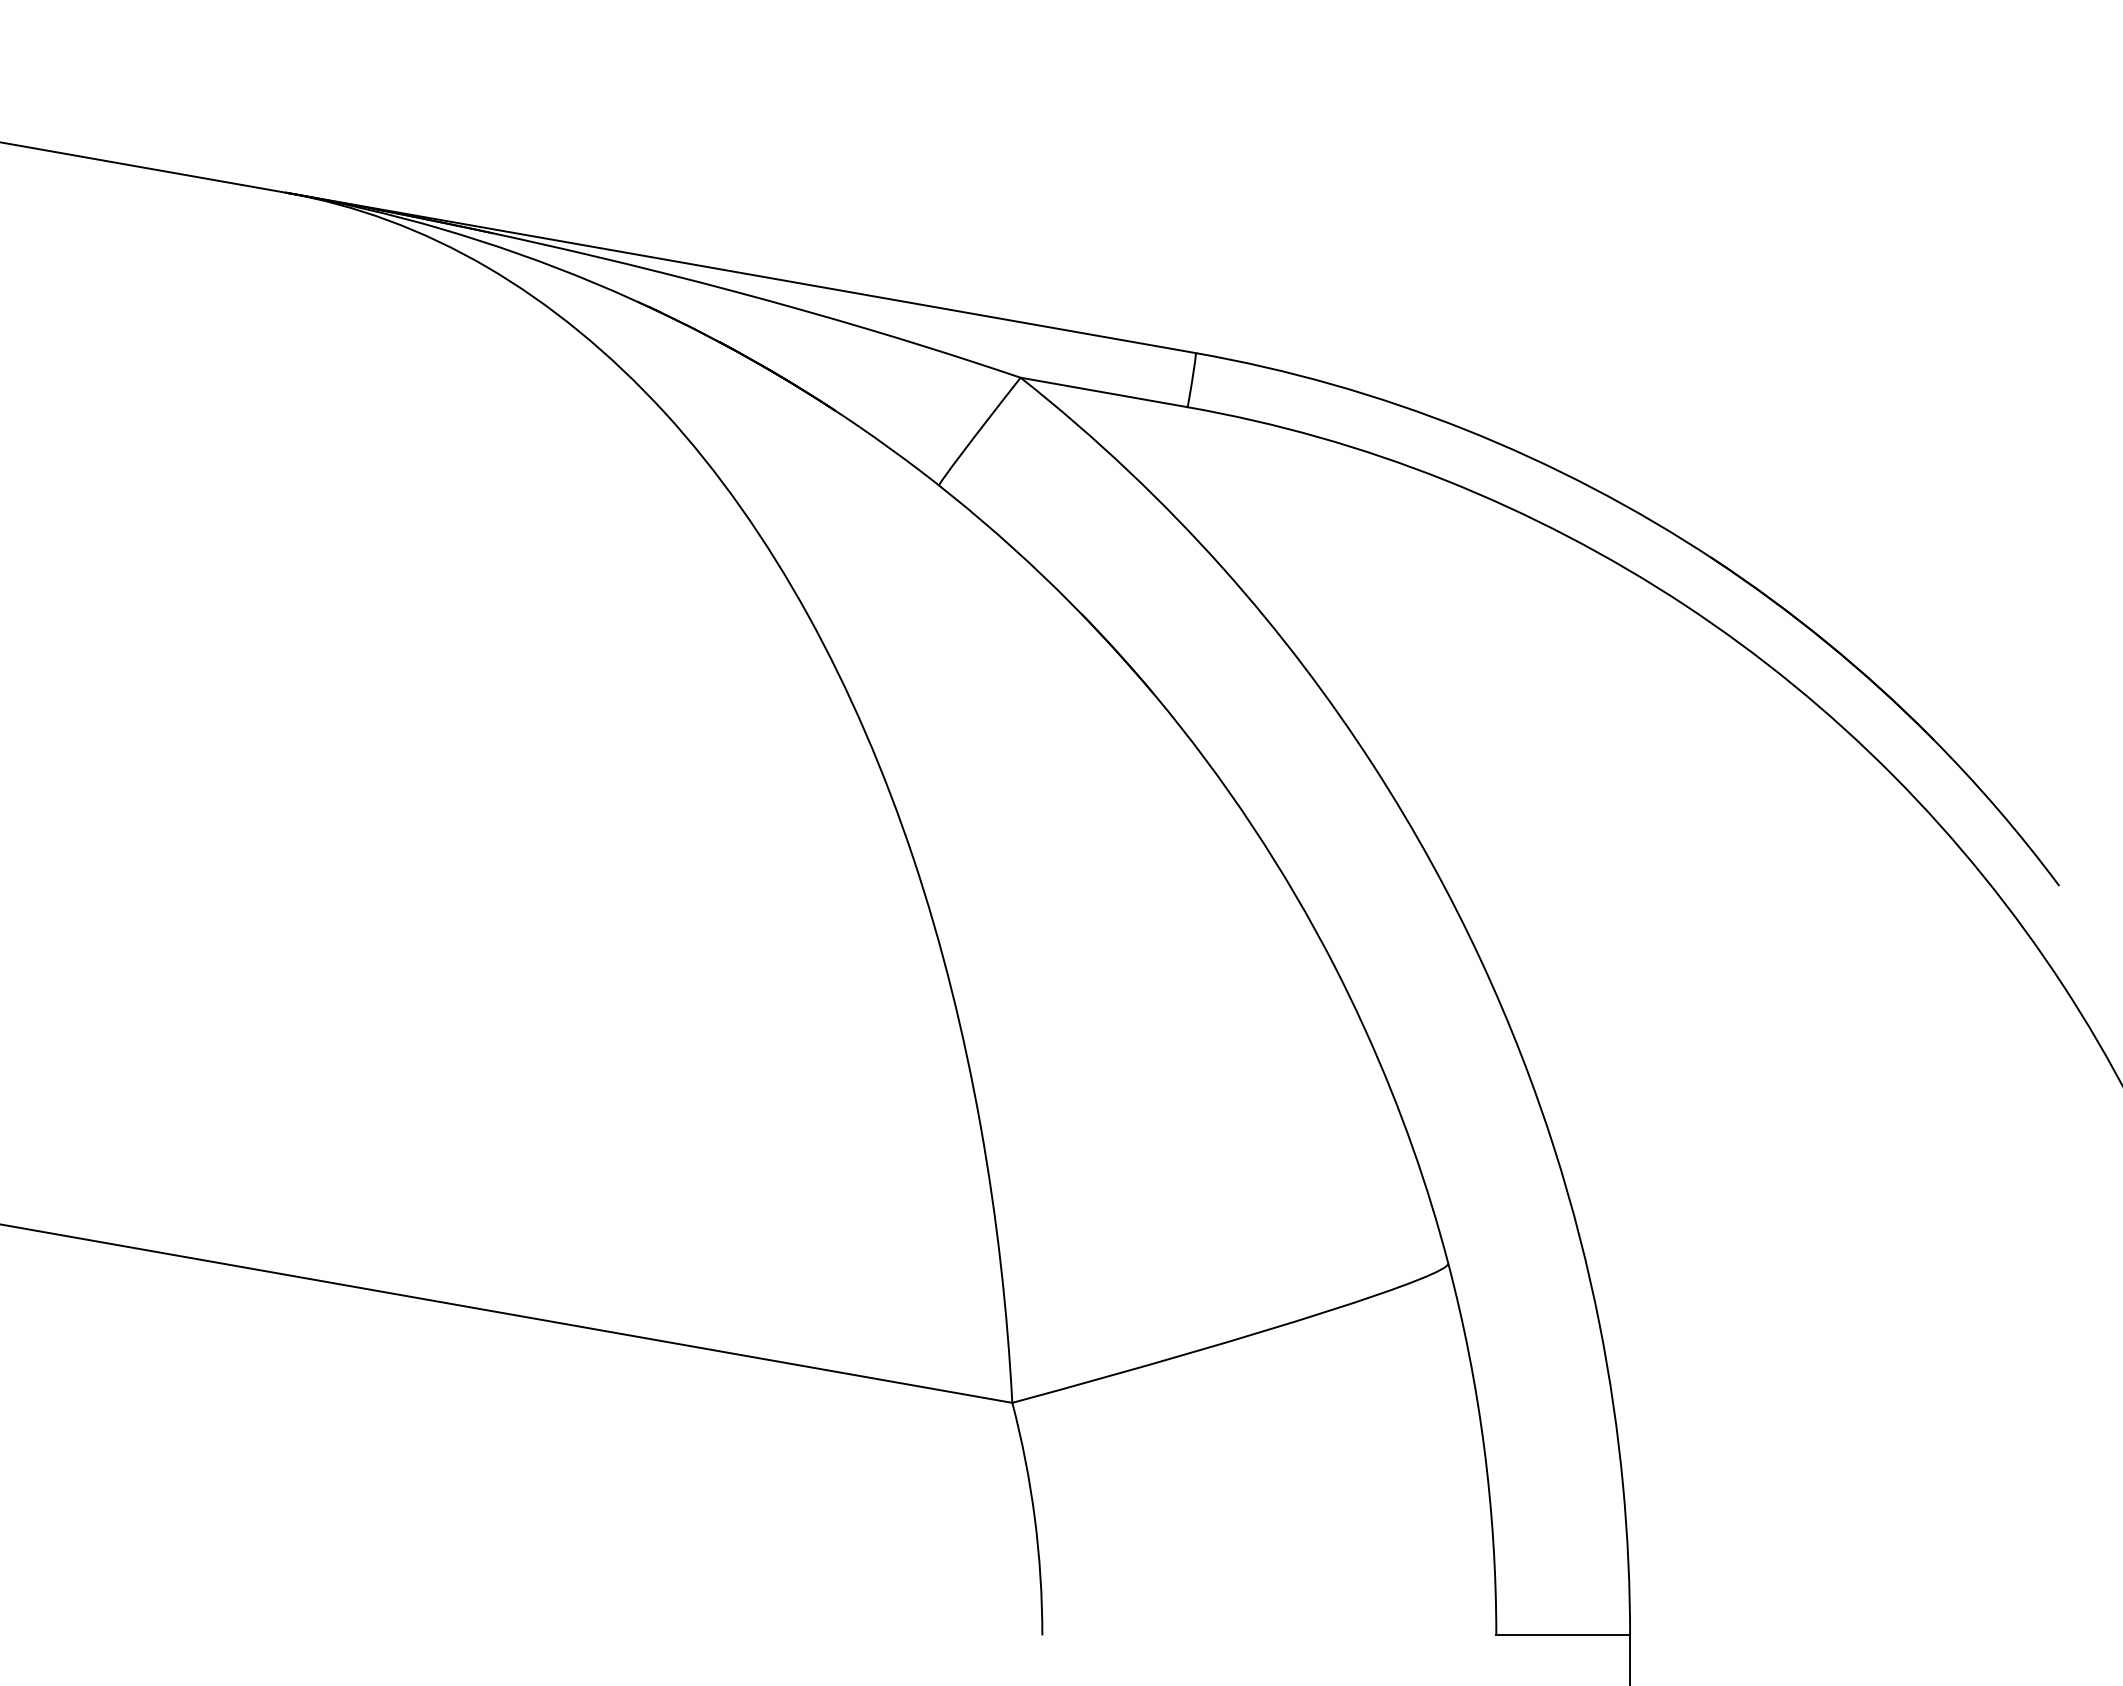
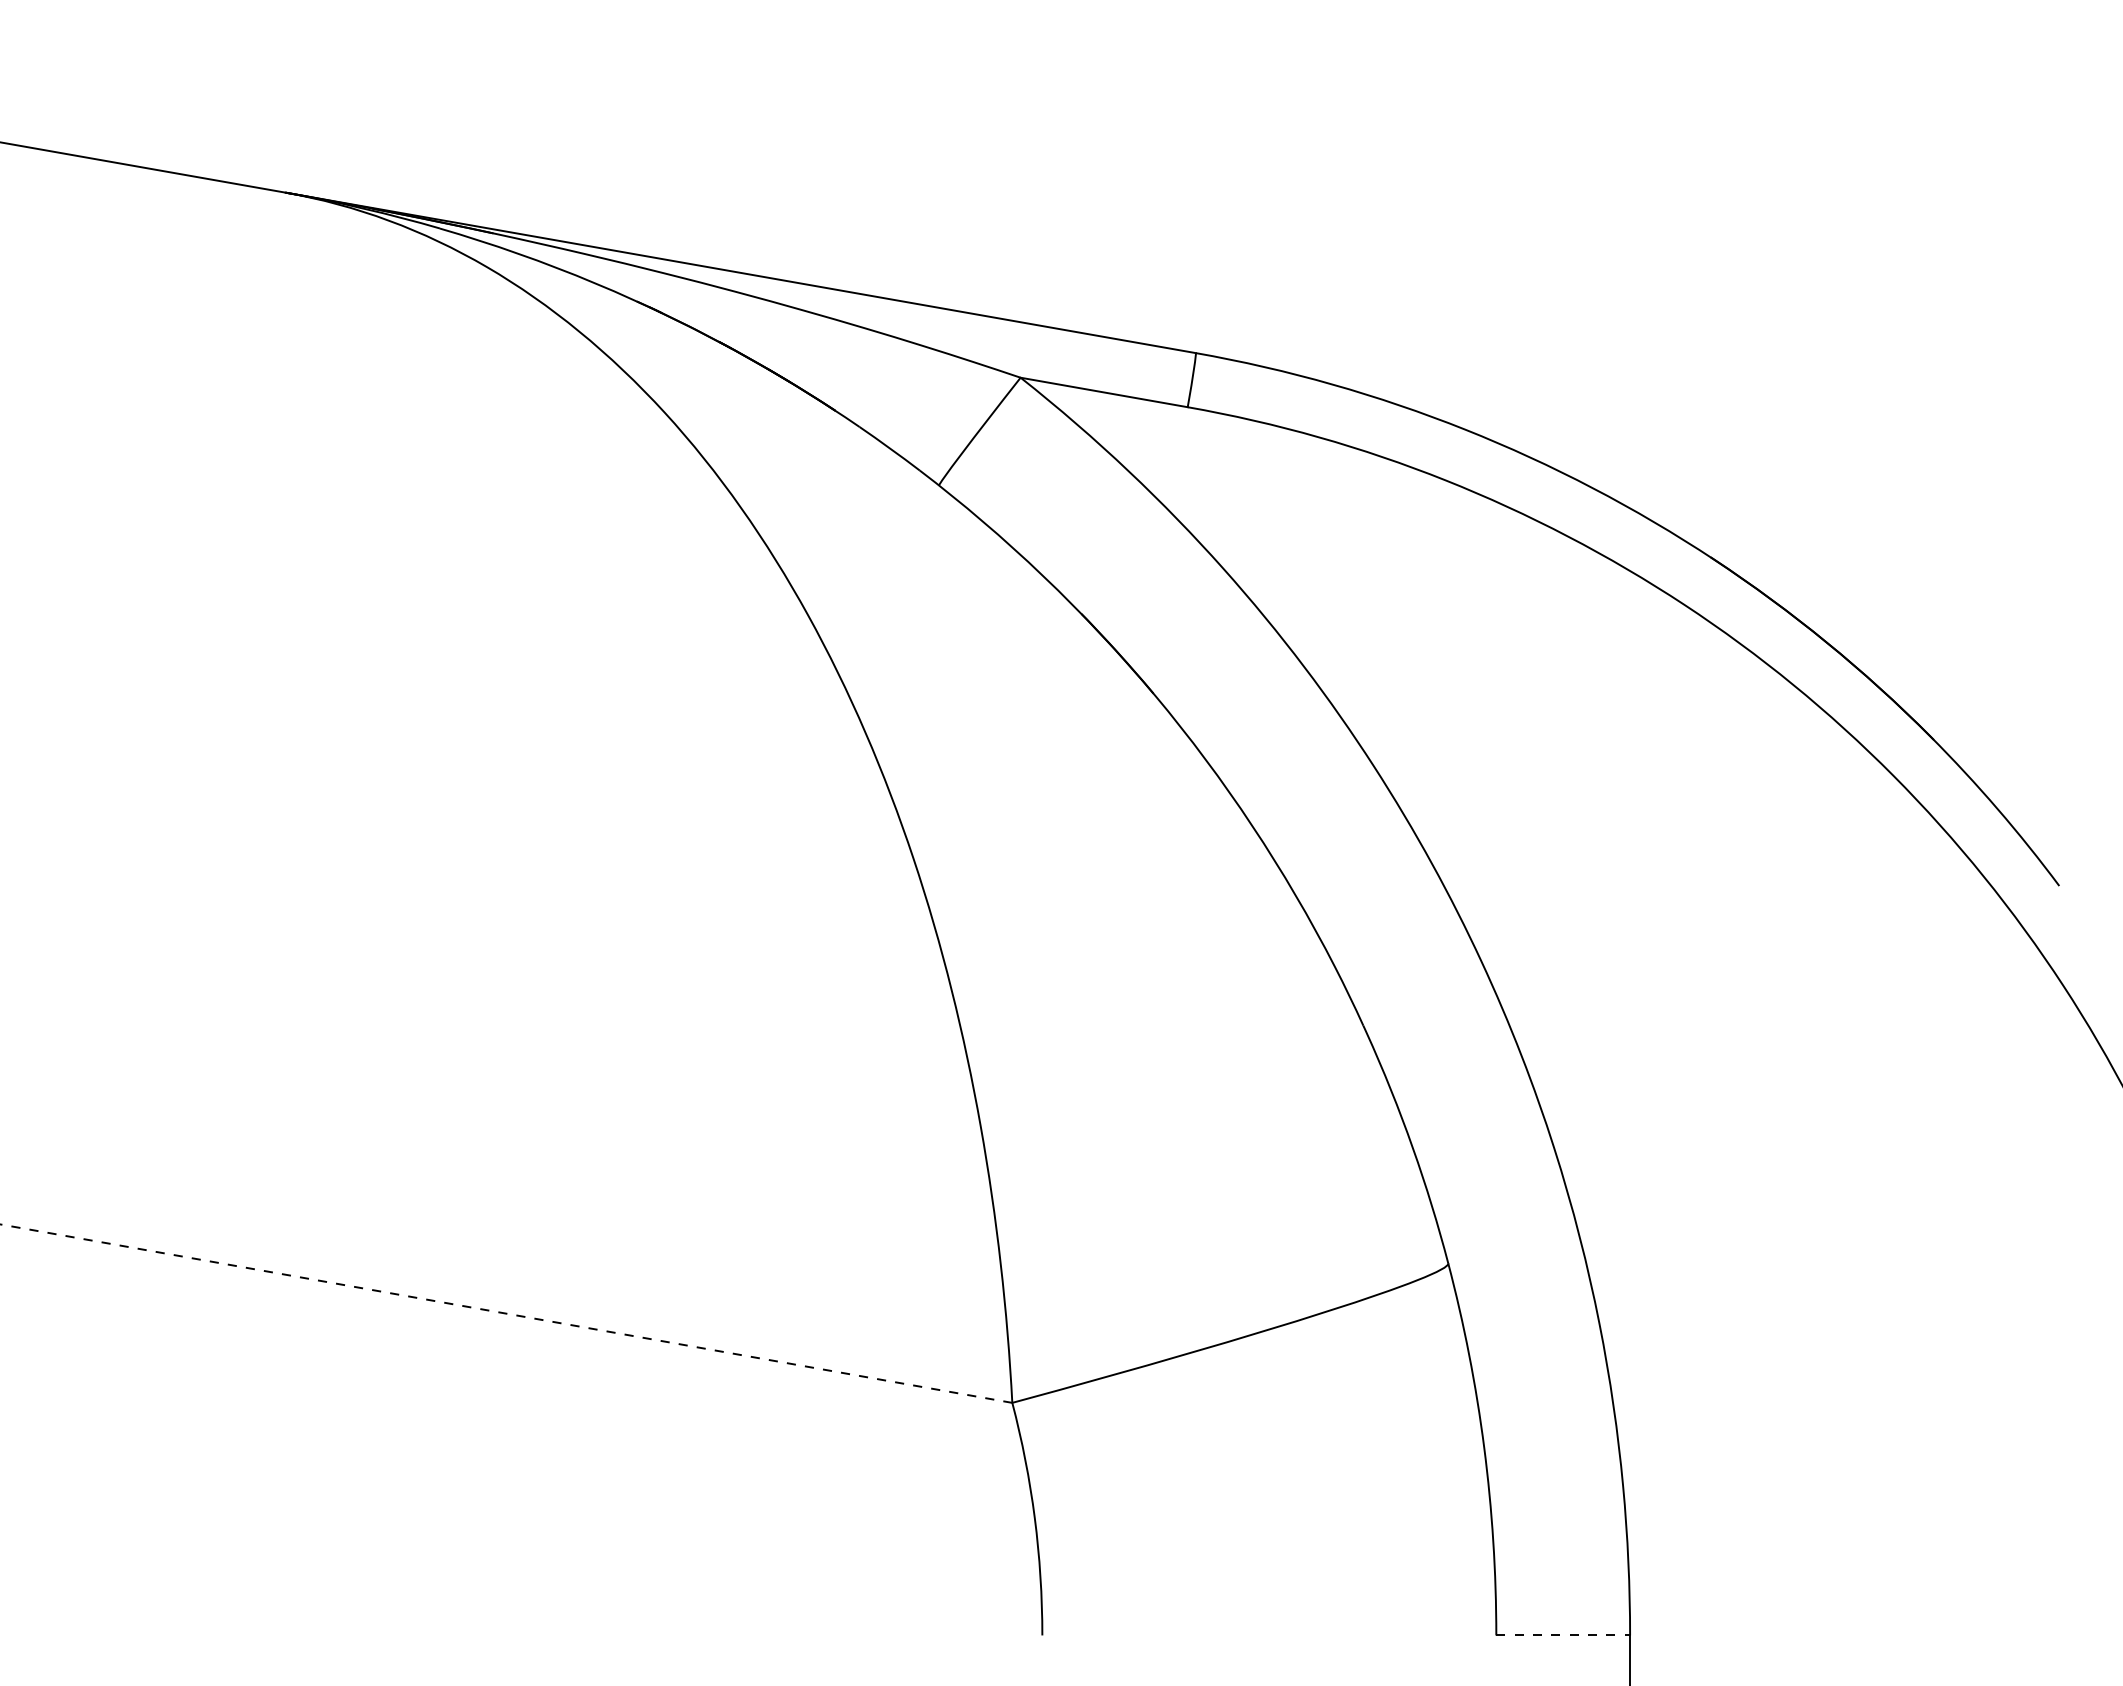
line: solid -> dashed (506, 1313)
line: solid -> dashed (1563, 1635)
